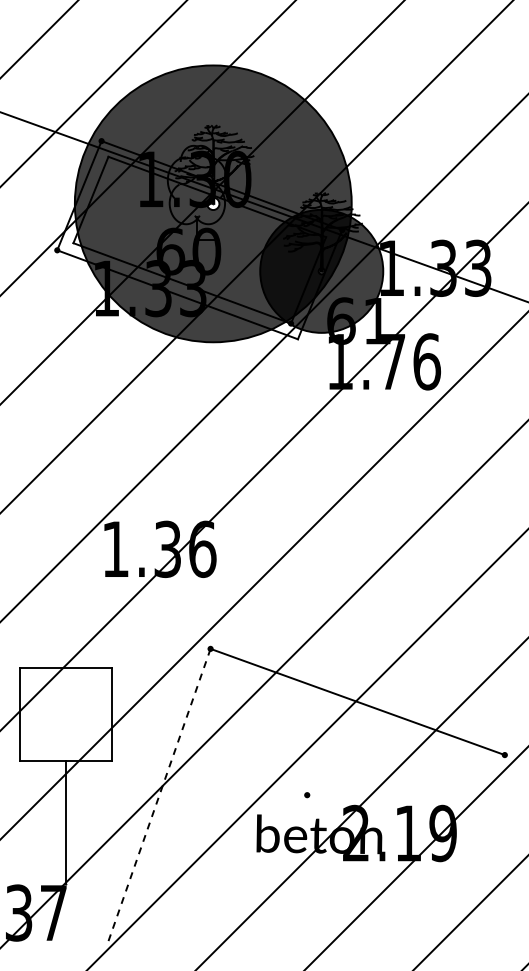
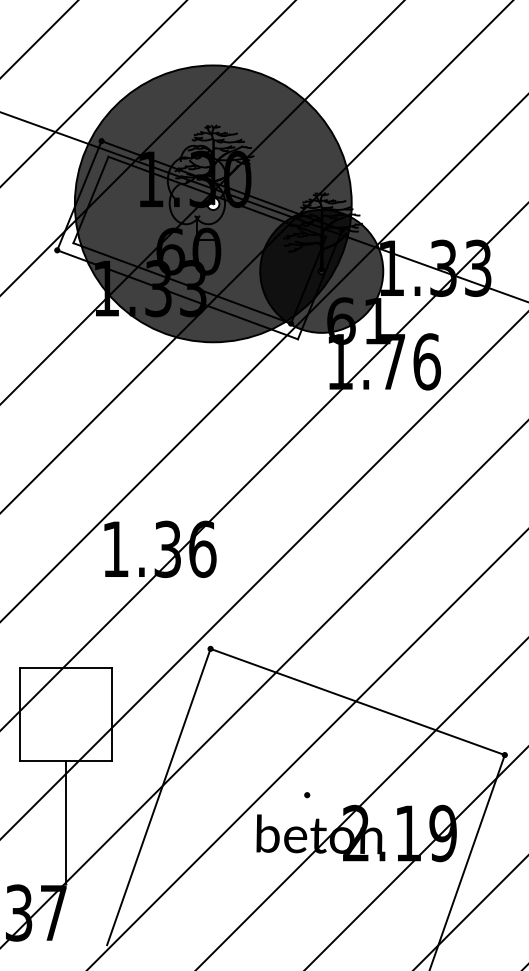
line: dashed -> solid (158, 796)
line: none -> present (467, 861)
